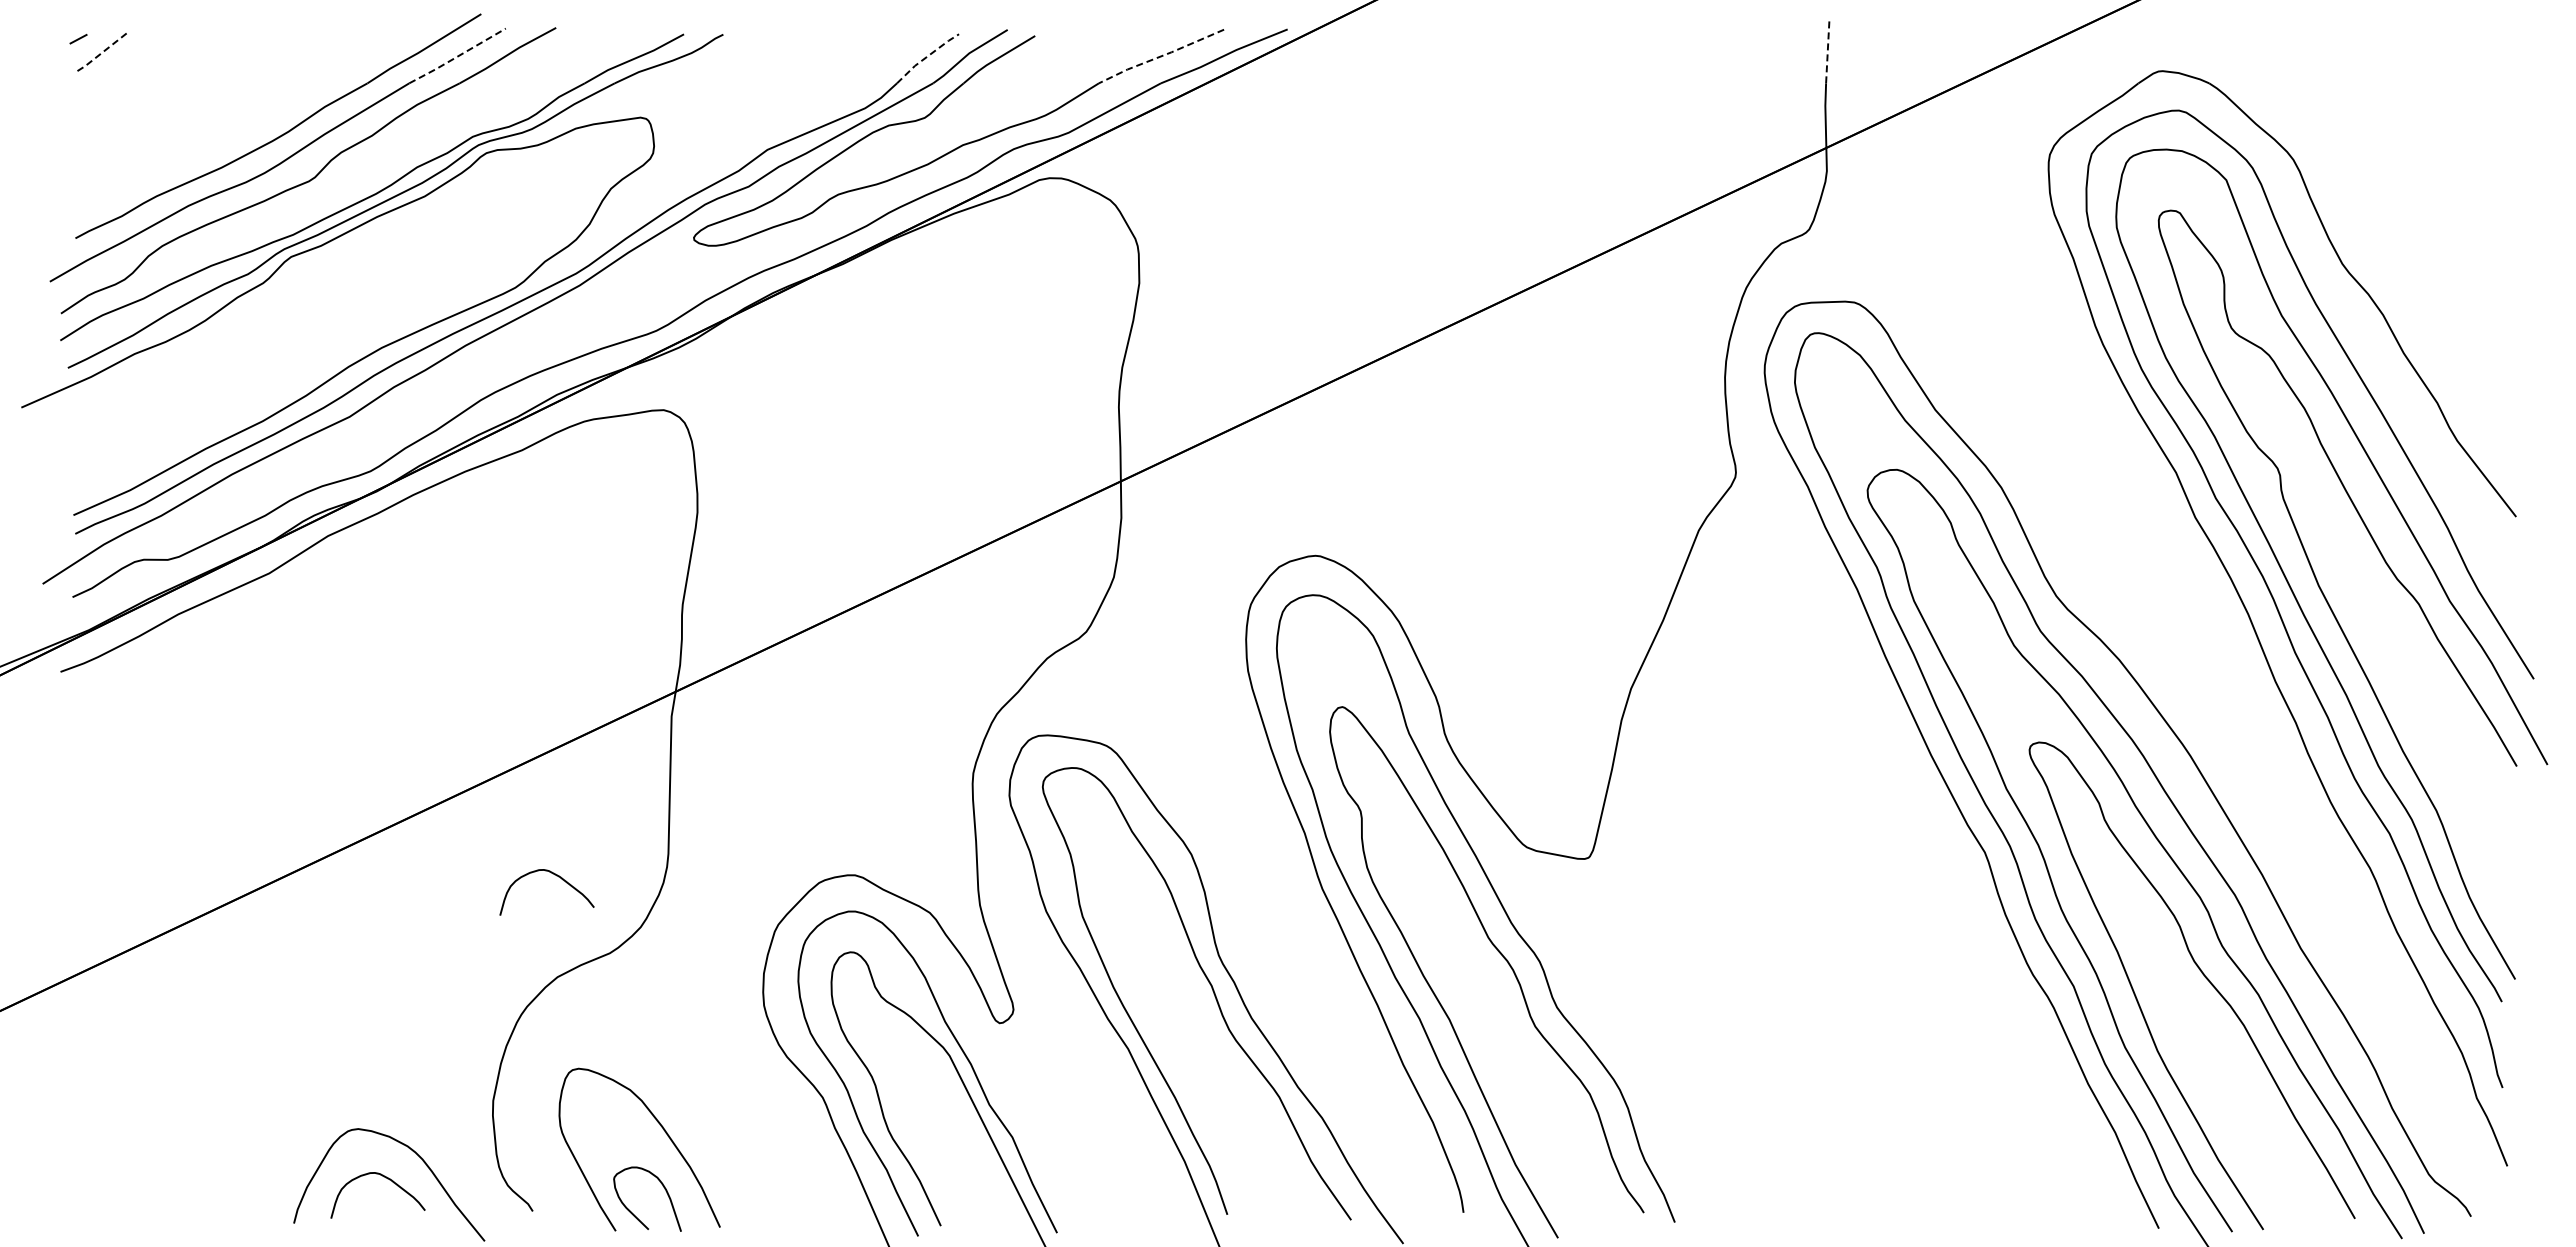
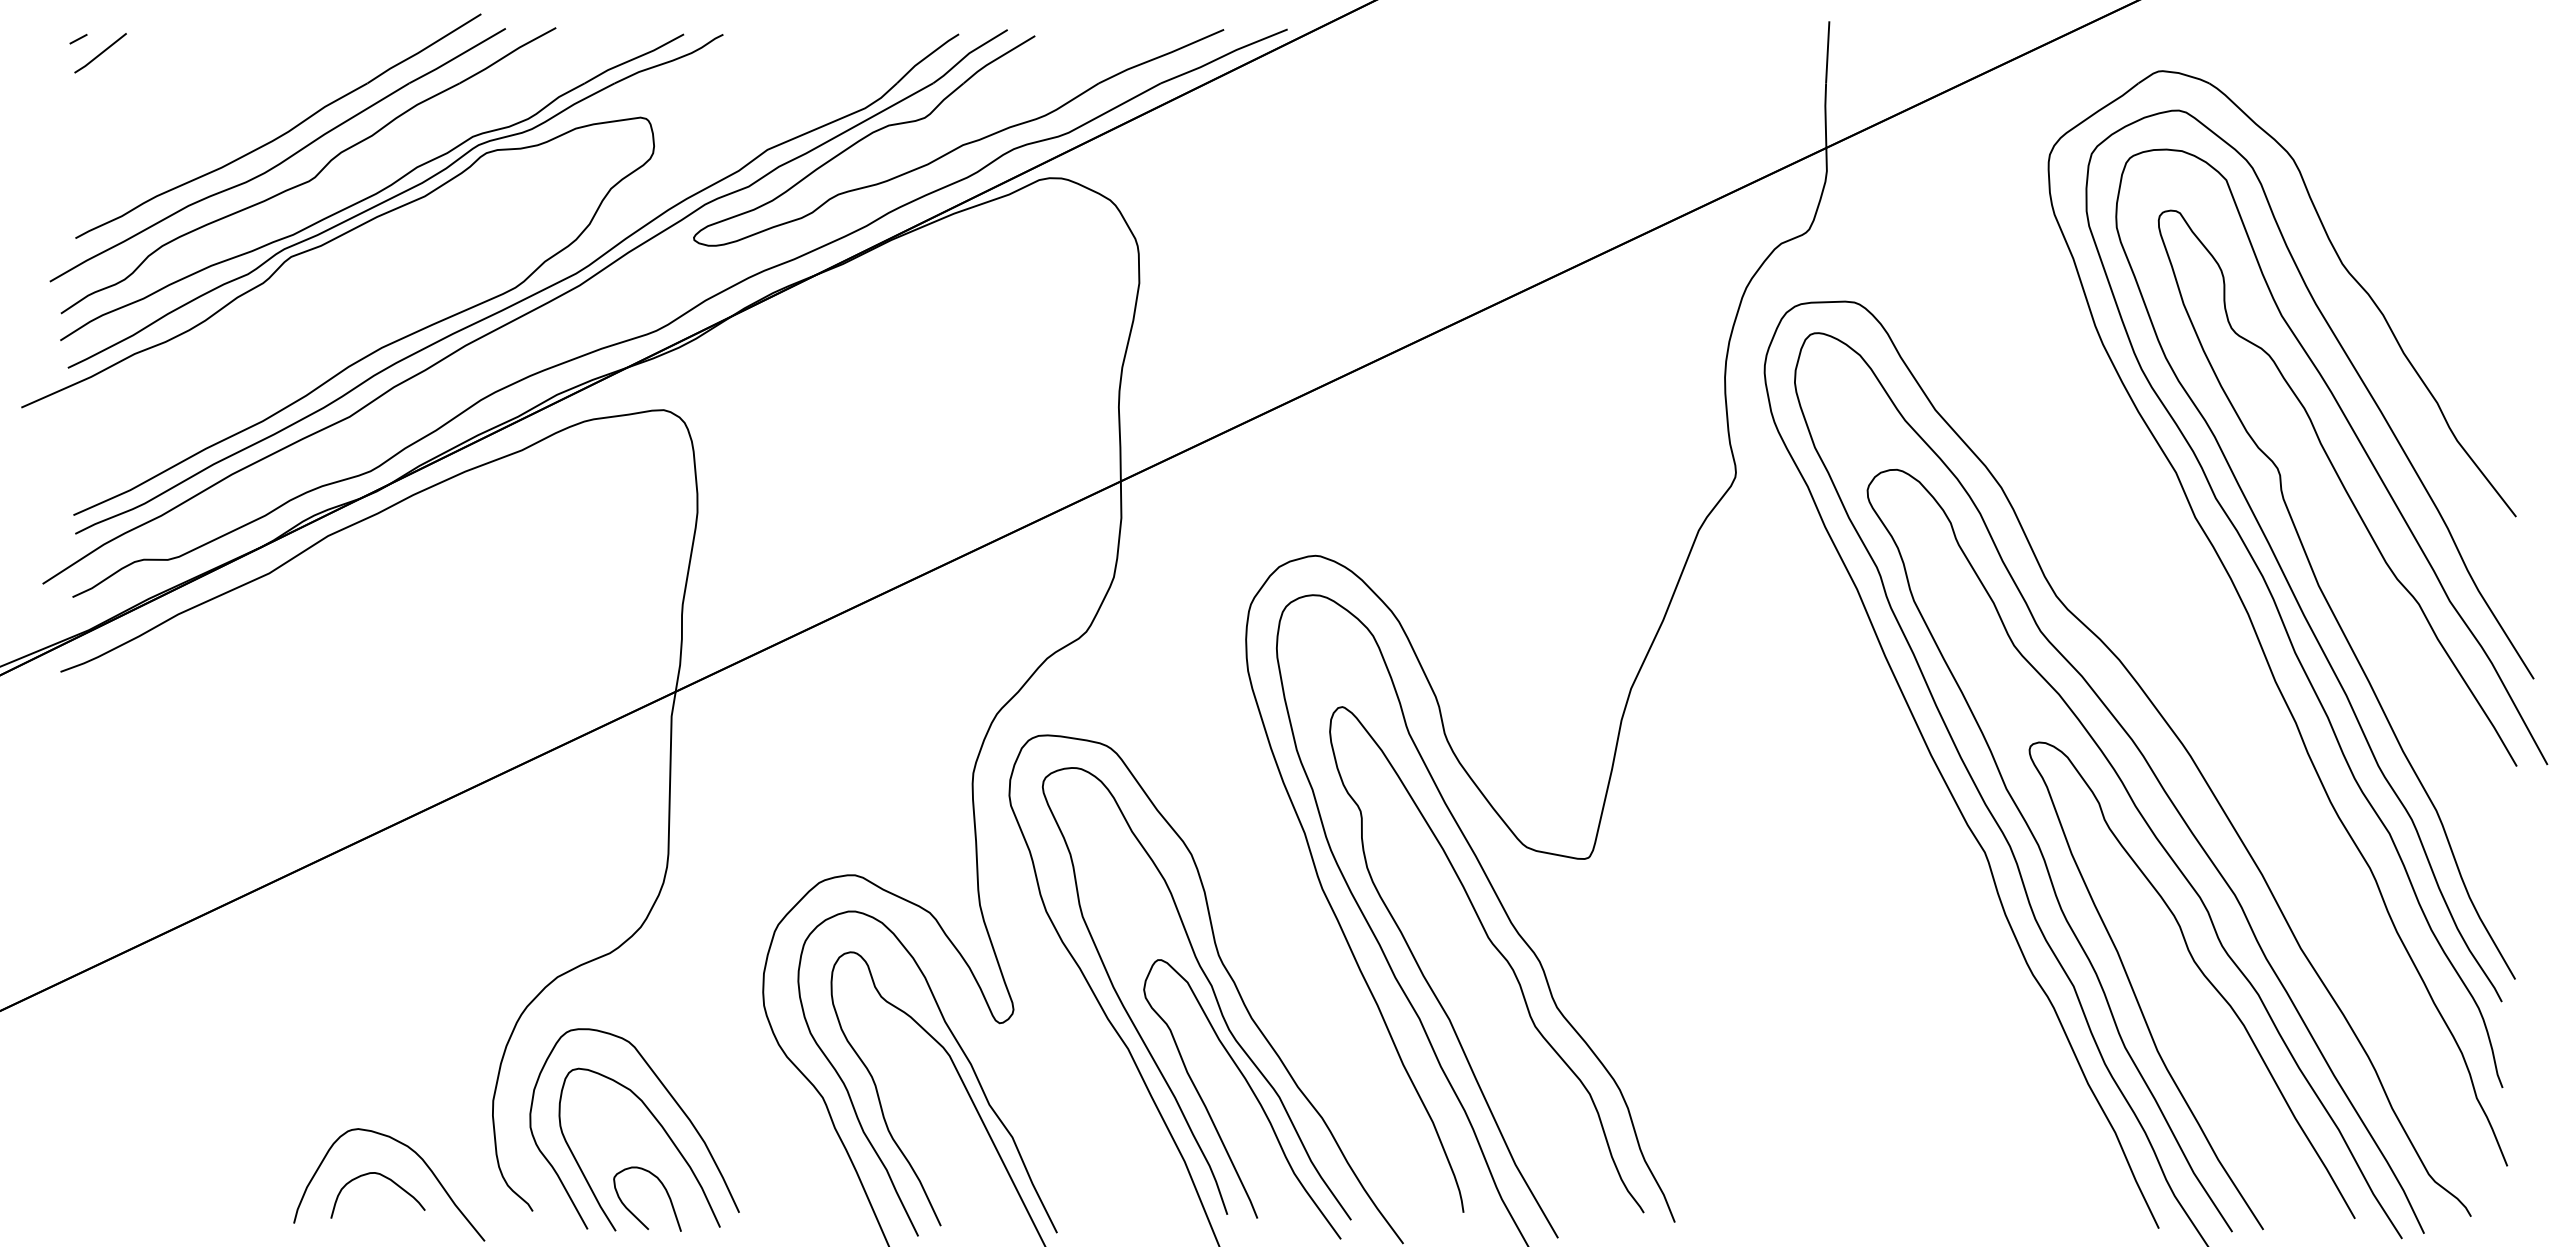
line: dashed -> solid (1827, 51)
line: dashed -> solid (100, 54)
line: dashed -> solid (457, 56)
line: dashed -> solid (927, 56)
line: dashed -> solid (1161, 56)
curve: present -> none (554, 875)
curve: none -> present (1251, 1091)
curve: none -> present (673, 1100)
